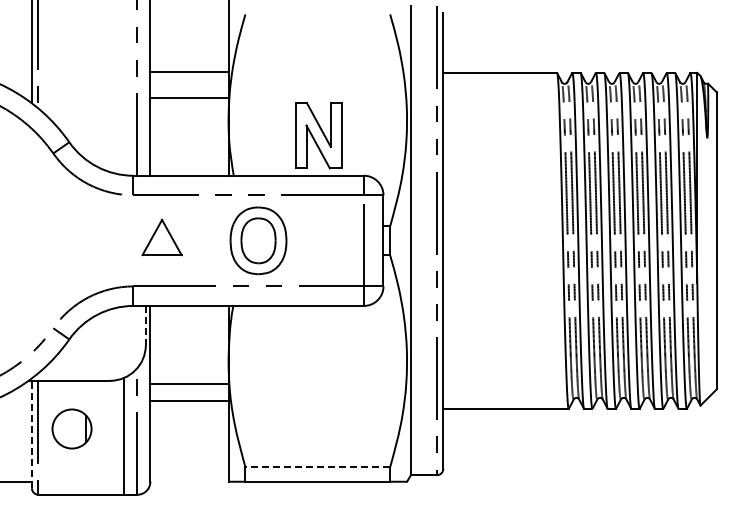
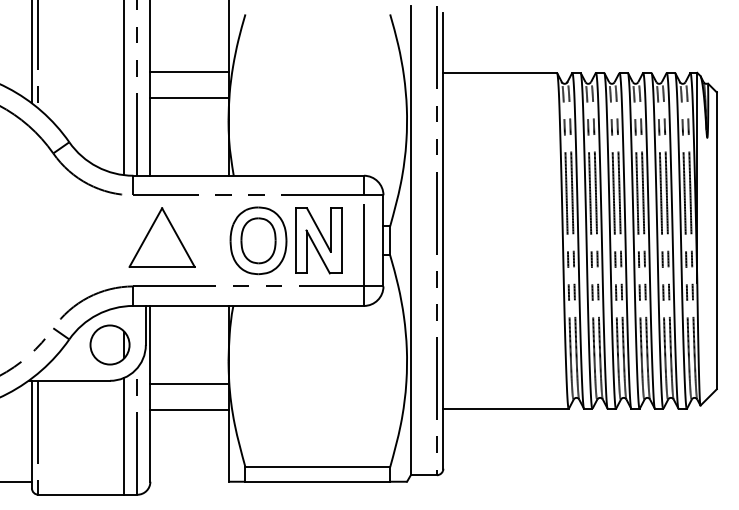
line: none -> present (124, 88)
part position: (318, 135) -> (318, 240) (318, 240)
part size: 42x39 px -> 68x61 px (161, 237)
line: dashed -> solid (145, 325)
line position: (189, 401) -> (189, 410) (189, 410)
part position: (71, 428) -> (109, 344) (109, 344)
line: dashed -> solid (31, 434)
line: dashed -> solid (317, 467)
